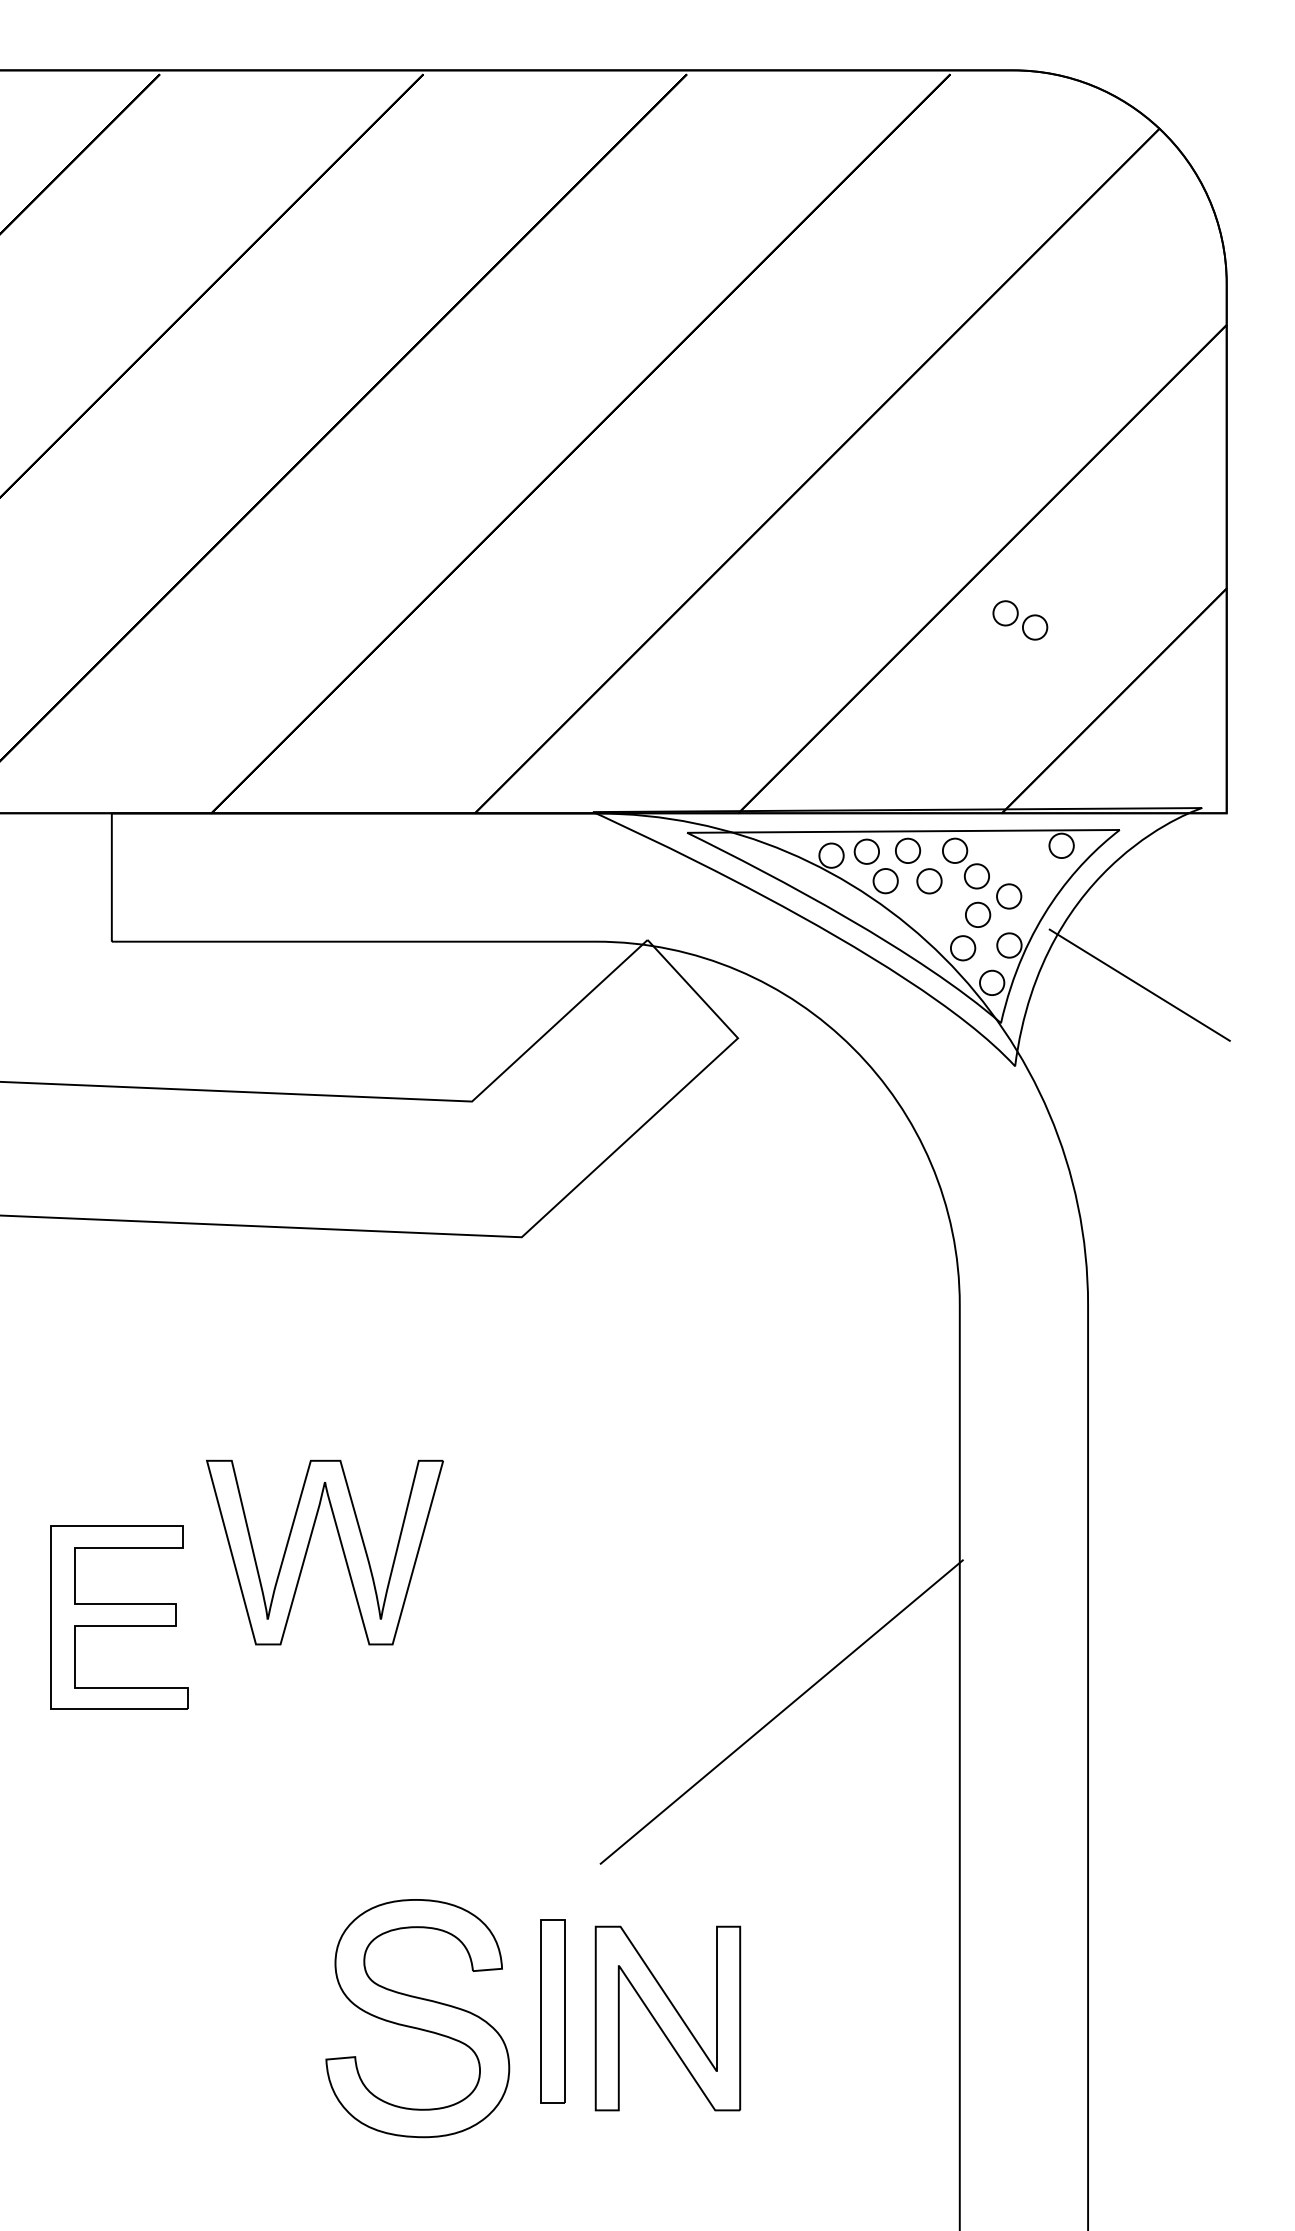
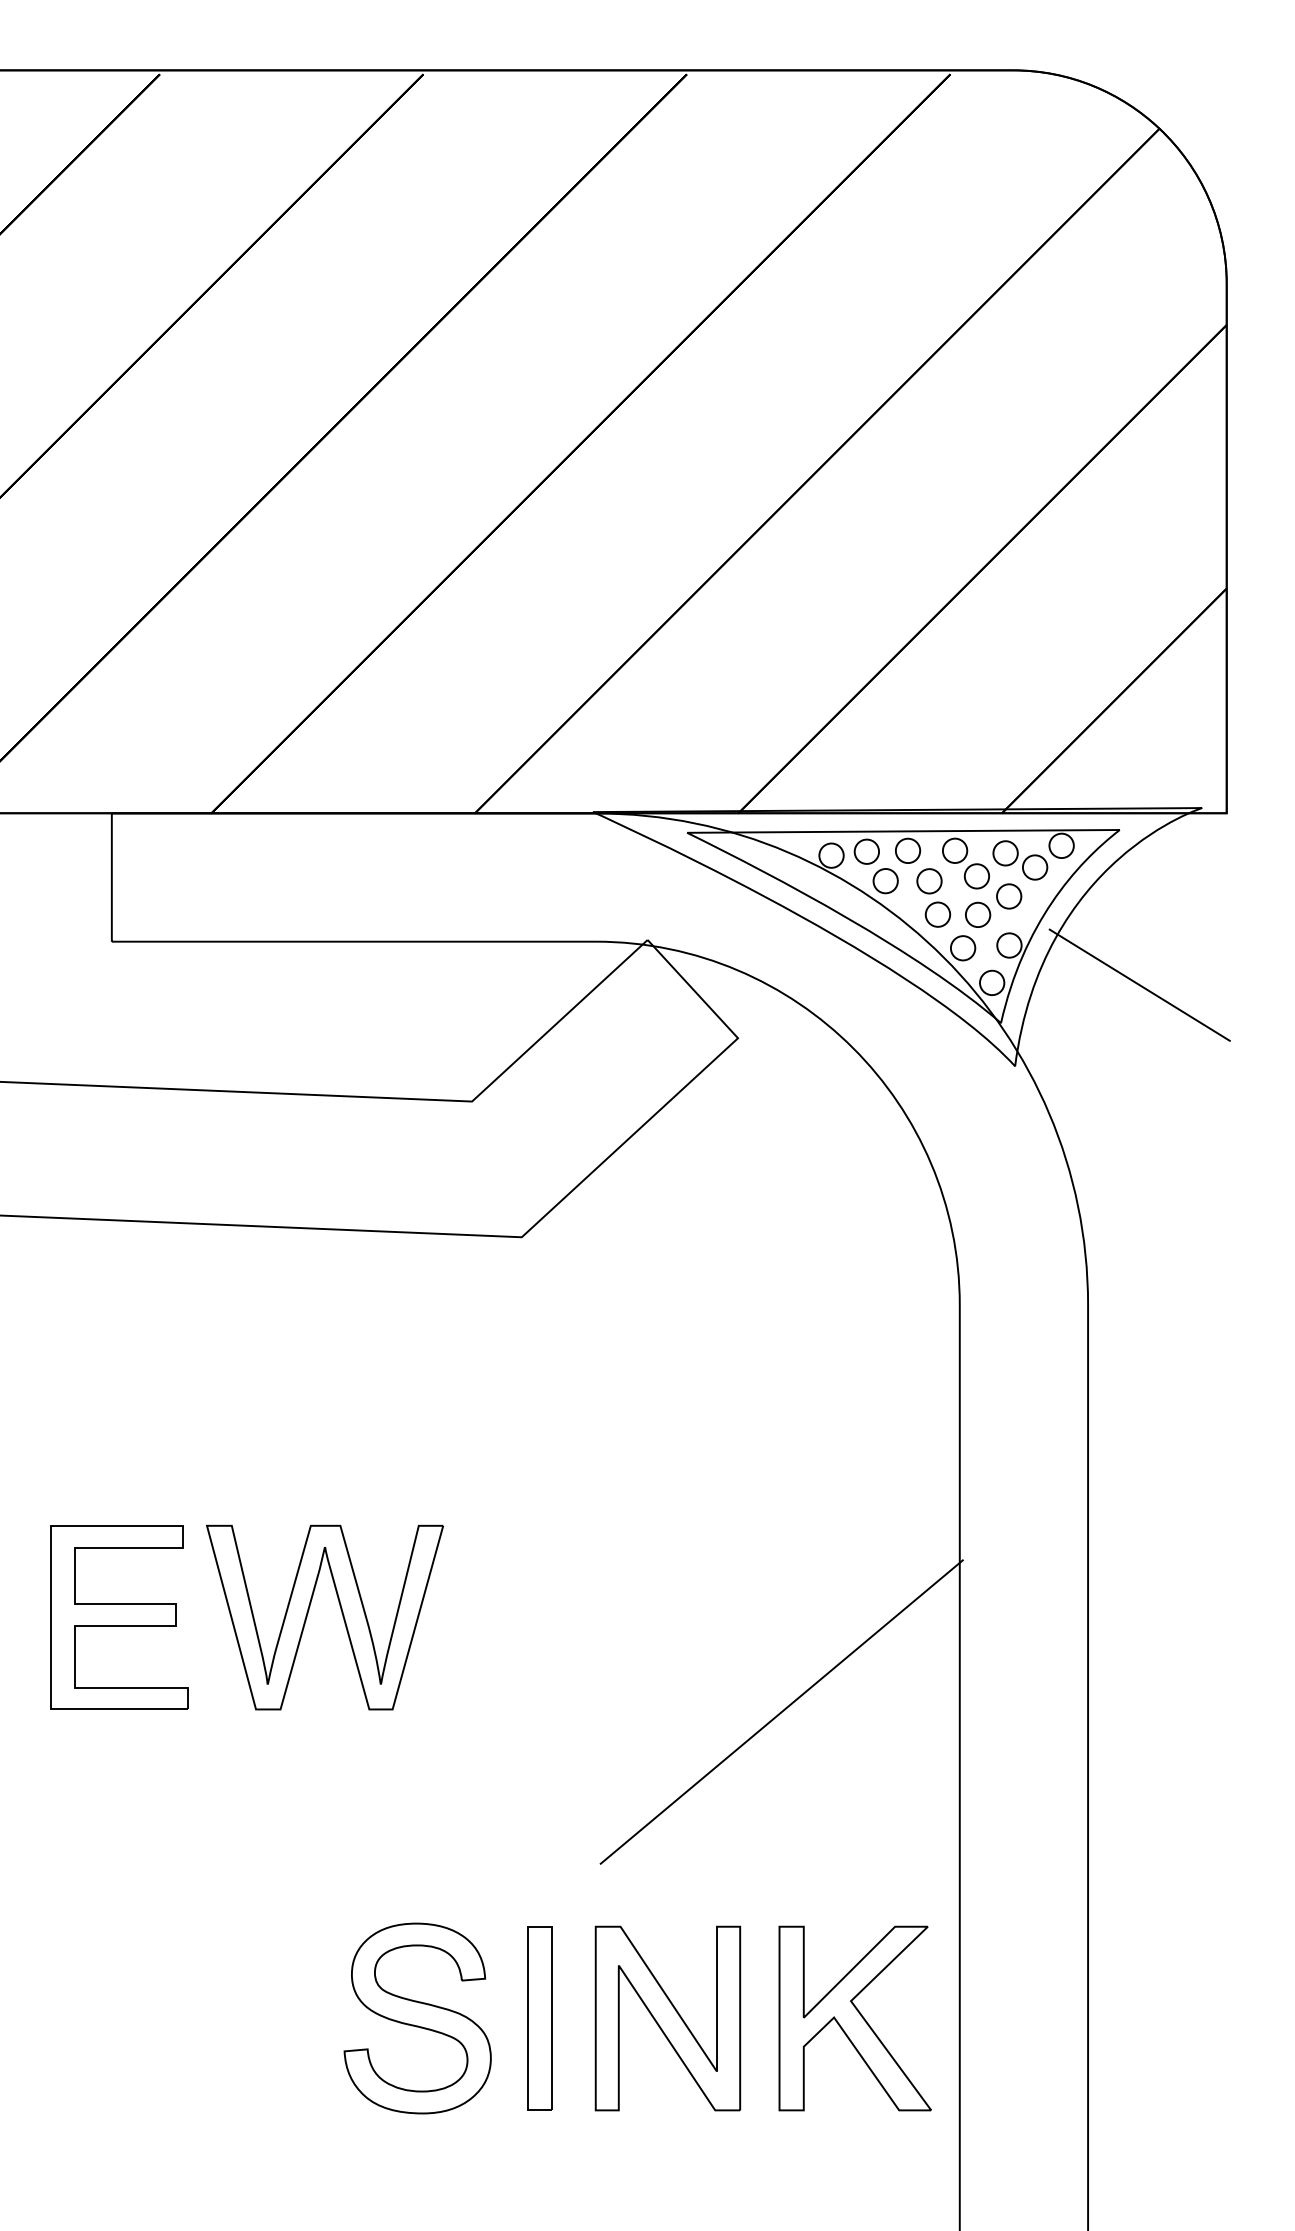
part position: (1020, 620) -> (1020, 860) (1020, 860)
part: none -> present (937, 914)
part position: (308, 1548) -> (308, 1613) (308, 1613)
part position: (552, 2011) -> (539, 2018) (539, 2018)
part size: 186x240 px -> 149x193 px (417, 2018)
part: none -> present (854, 2018)
